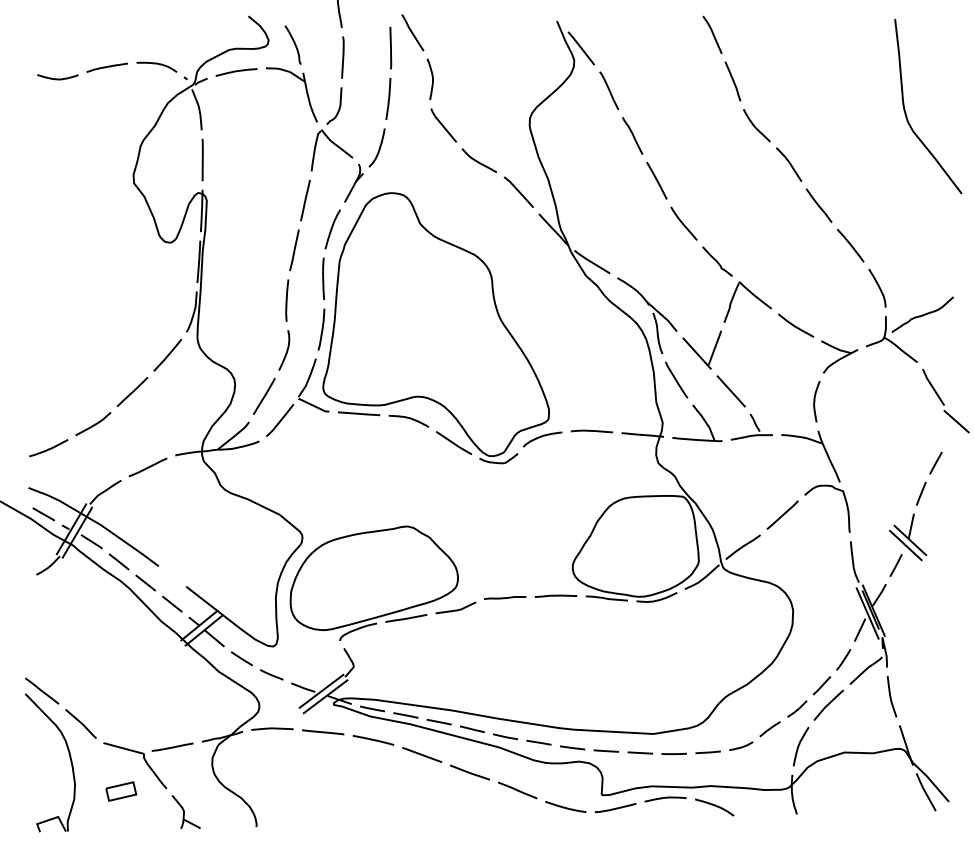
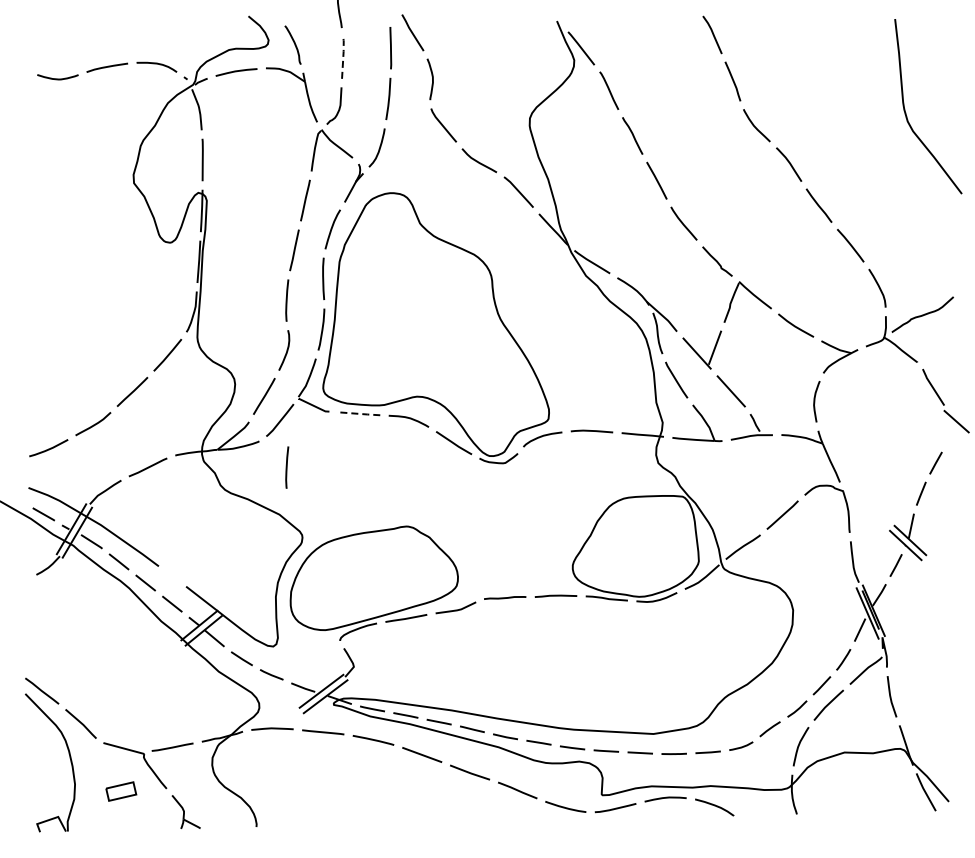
line: solid -> dashed (343, 55)
line: solid -> dashed (359, 413)
line: none -> present (287, 467)
